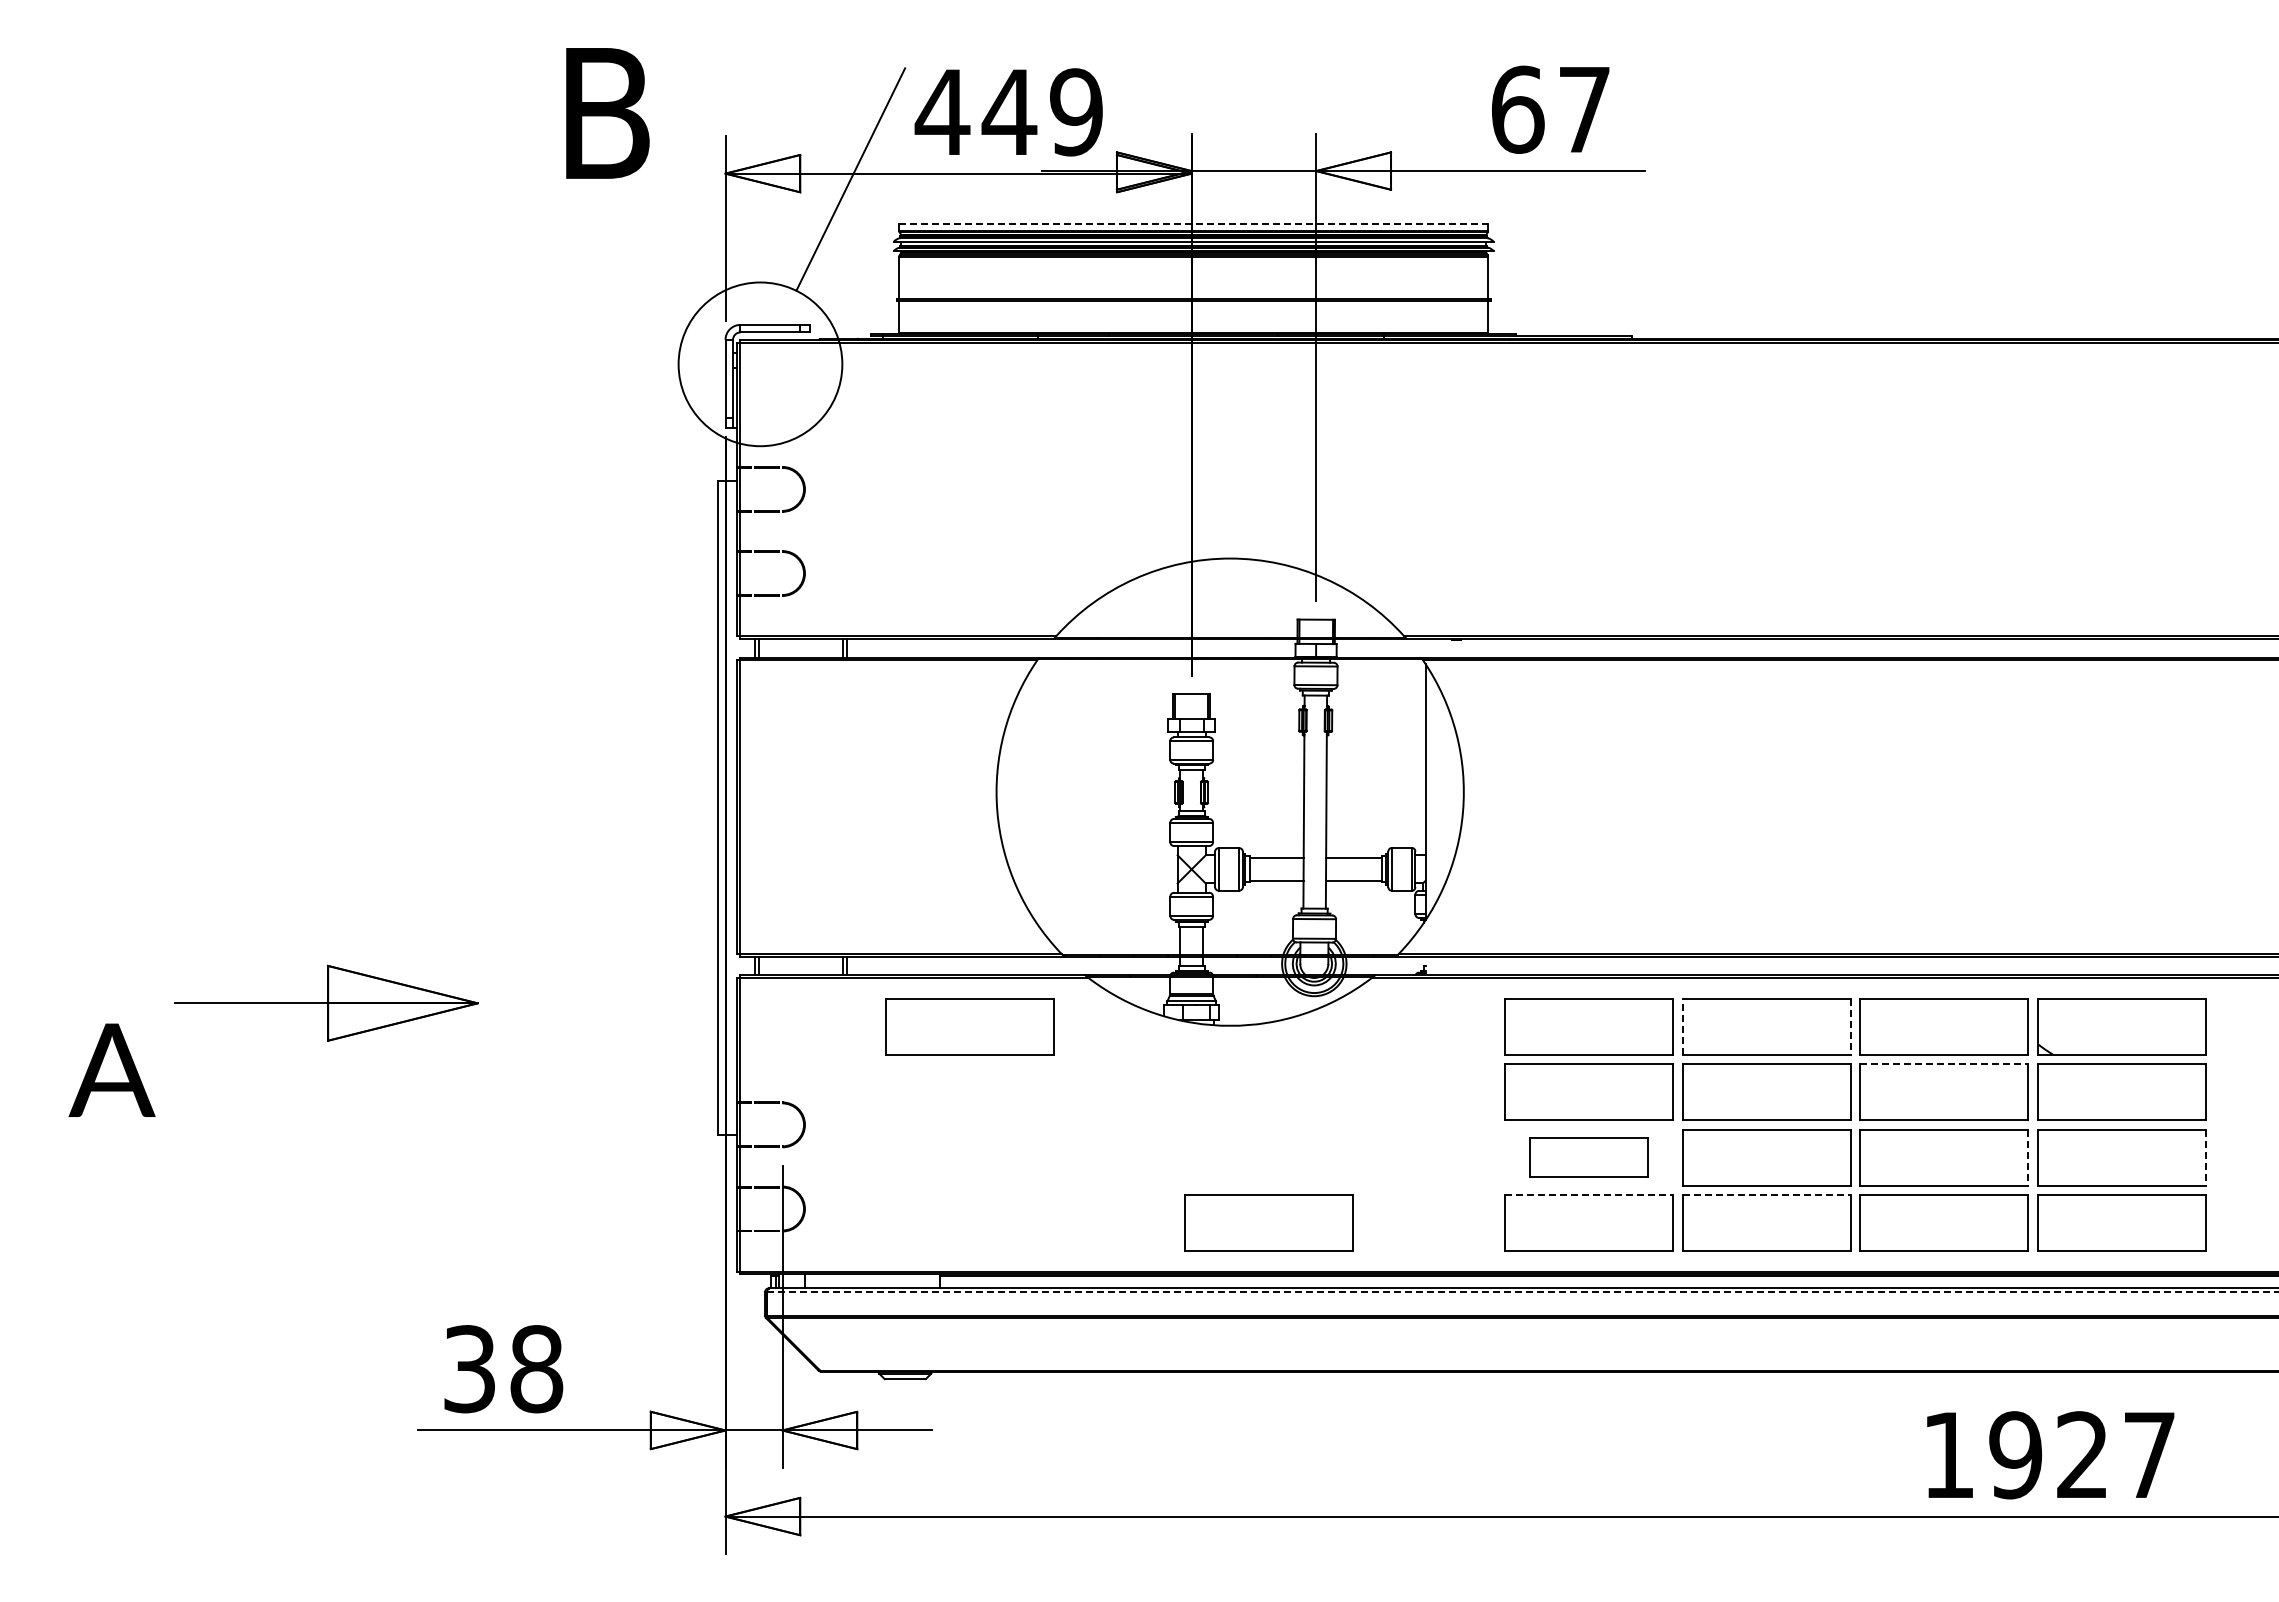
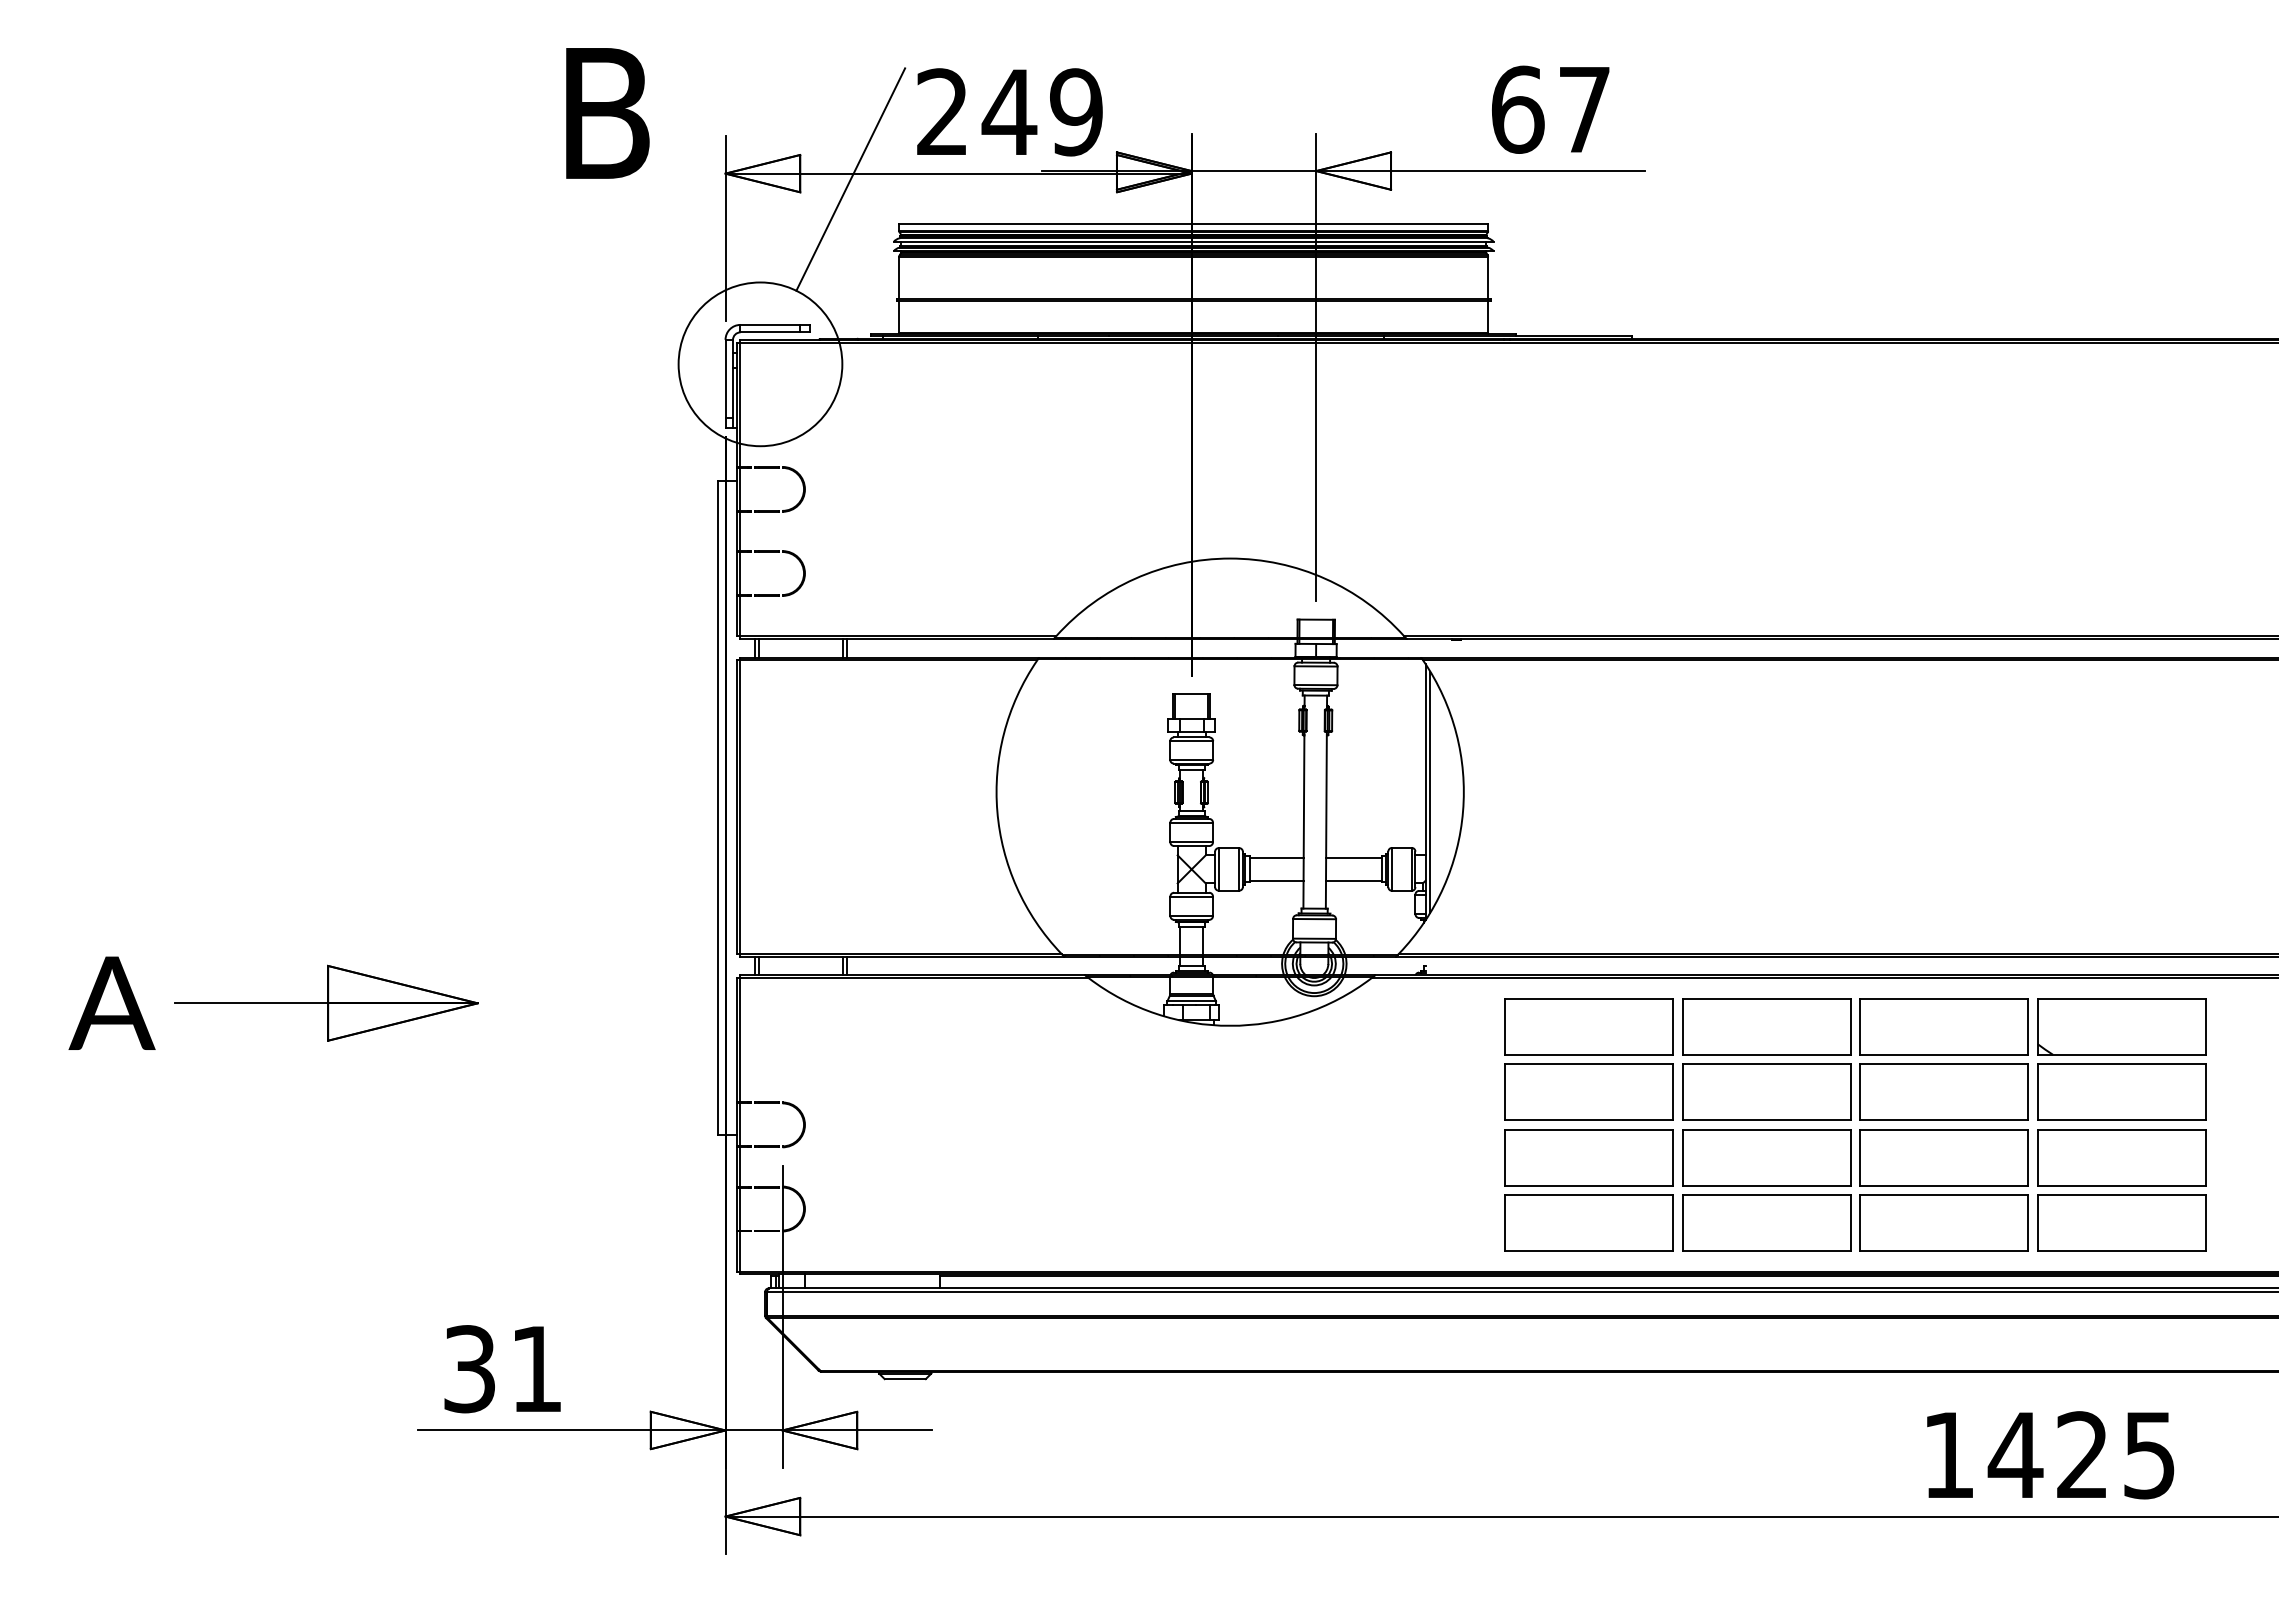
text: 449 -> 249 (942, 111)
line: dashed -> solid (1194, 223)
line: none -> present (1430, 791)
part: present -> none (969, 1026)
line: dashed -> solid (1682, 1026)
line: dashed -> solid (1850, 1027)
line: dashed -> solid (1944, 1064)
text position: (111, 1069) -> (111, 1002) (111, 1002)
part size: 120x41 px -> 170x58 px (1588, 1157)
line: dashed -> solid (2028, 1158)
line: dashed -> solid (2205, 1158)
line: dashed -> solid (1589, 1195)
line: dashed -> solid (1767, 1195)
part: present -> none (1268, 1222)
line: dashed -> solid (1523, 1292)
text: 38 -> 31 (536, 1369)
text: 1927 -> 1425 (2080, 1455)
